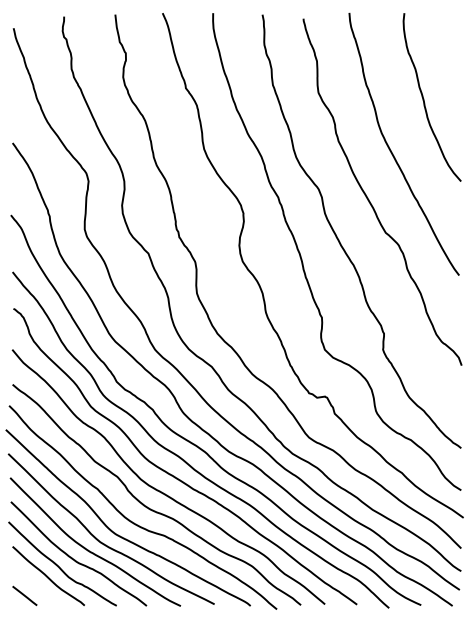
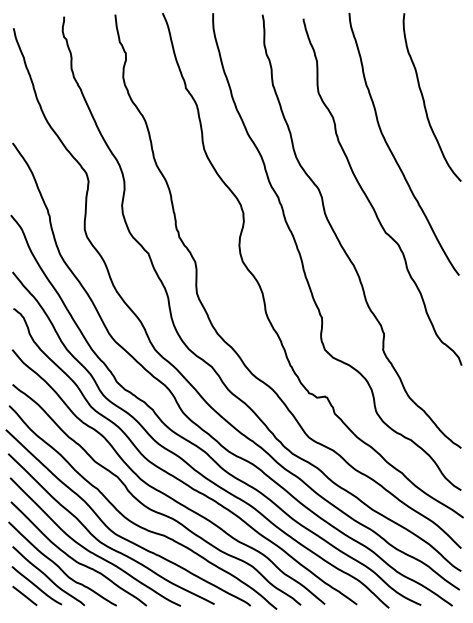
curve: none -> present (36, 585)
